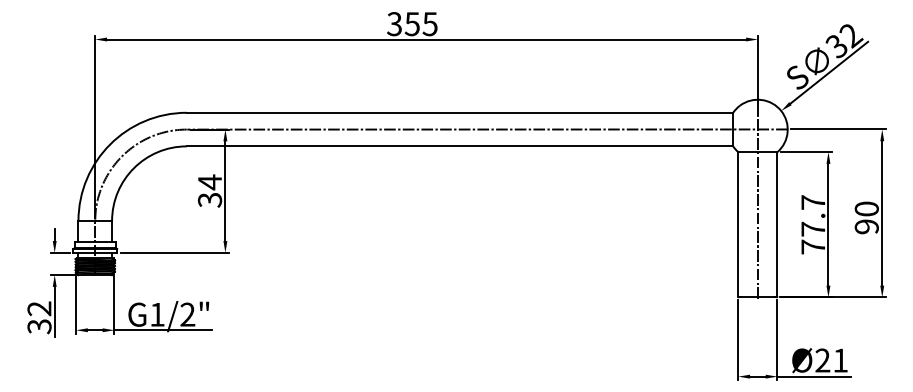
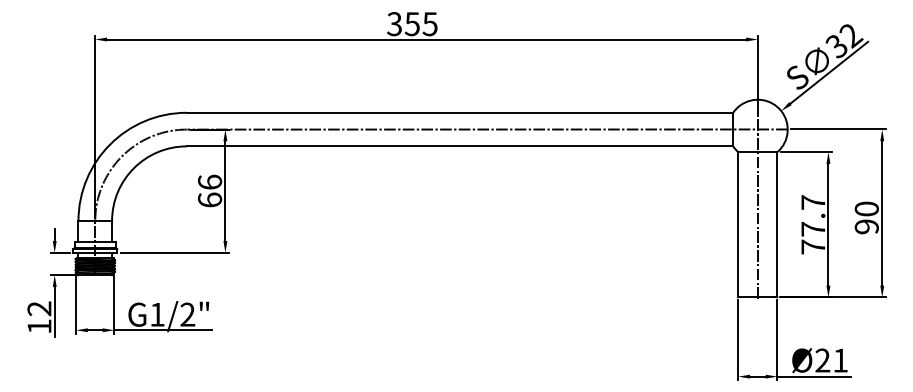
text: 34 -> 66 (209, 190)
text: 32 -> 12 (39, 326)
